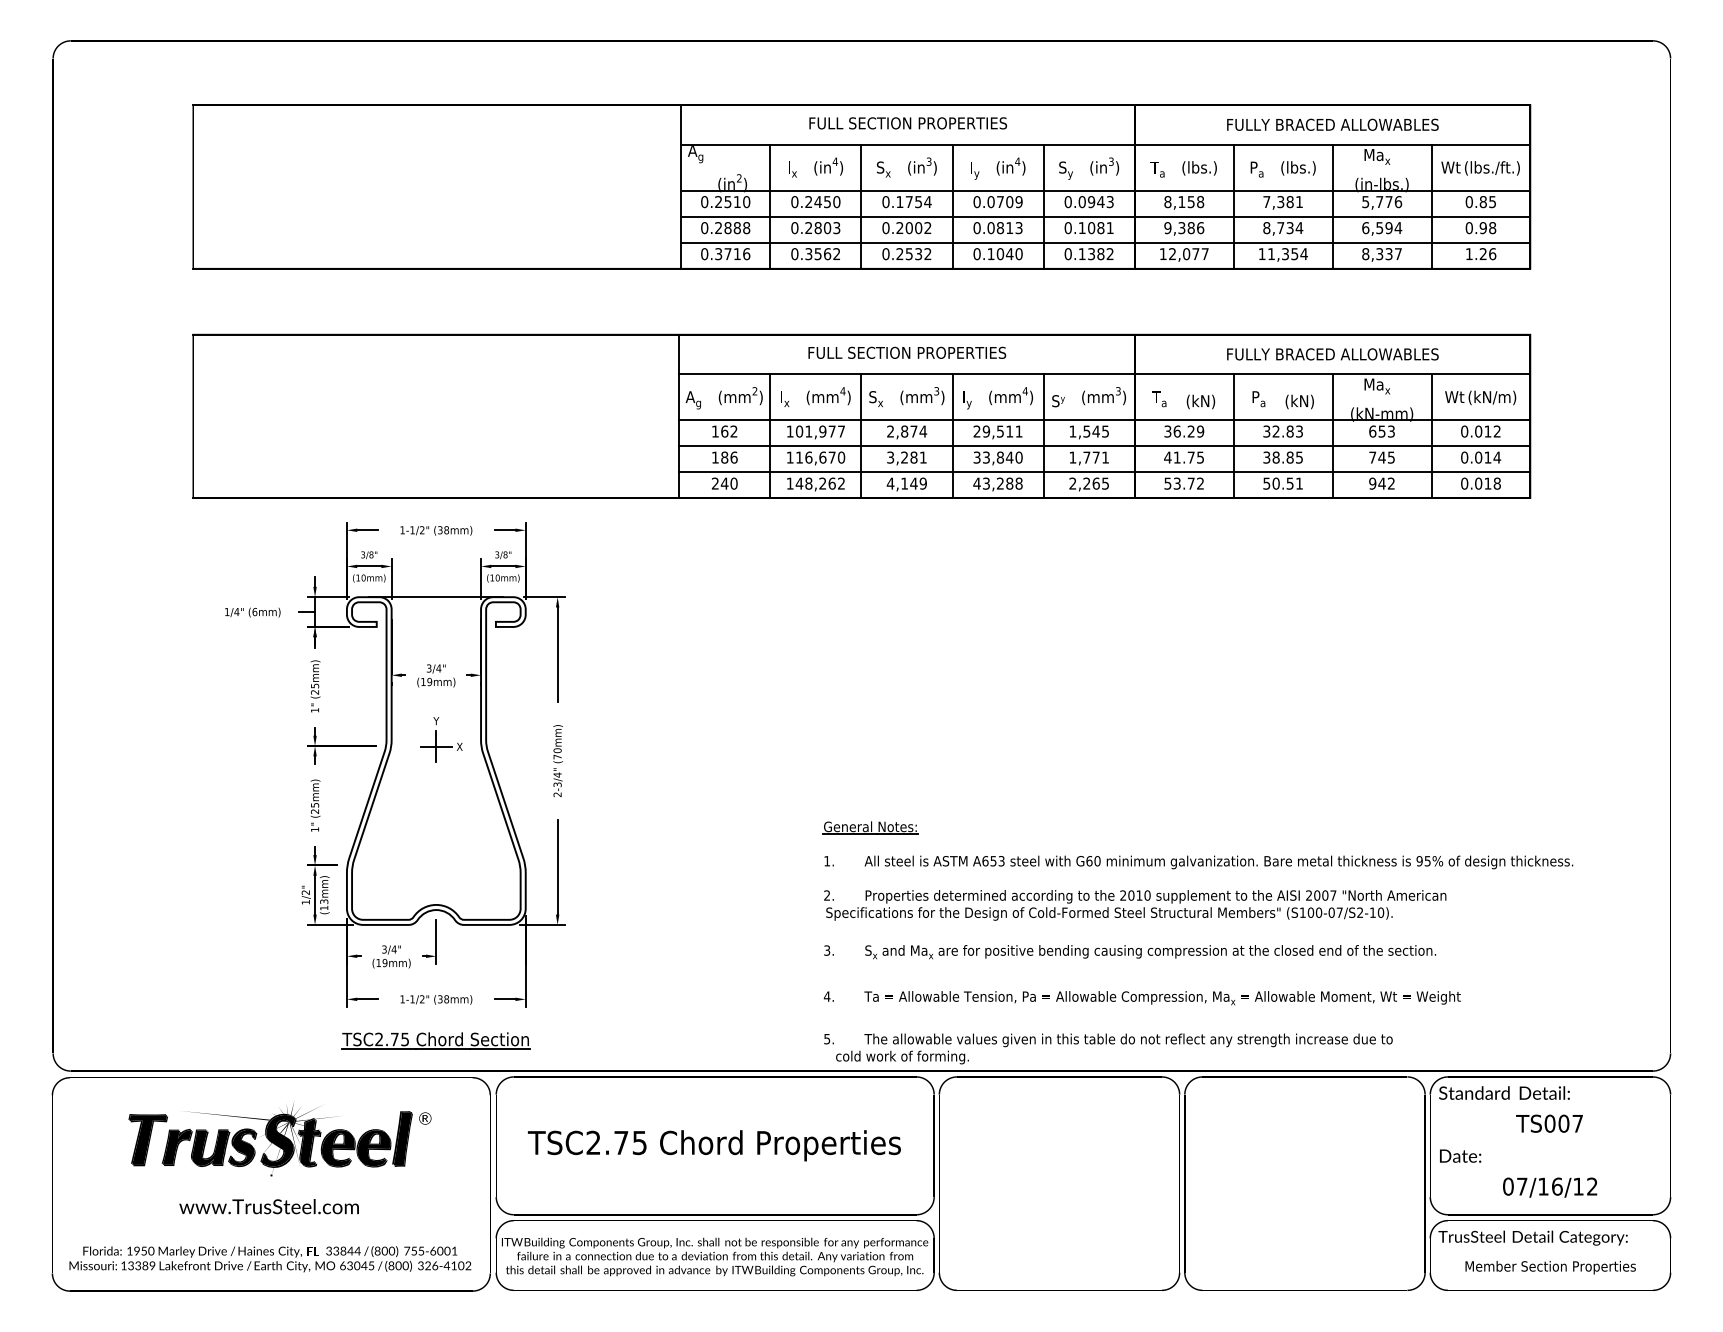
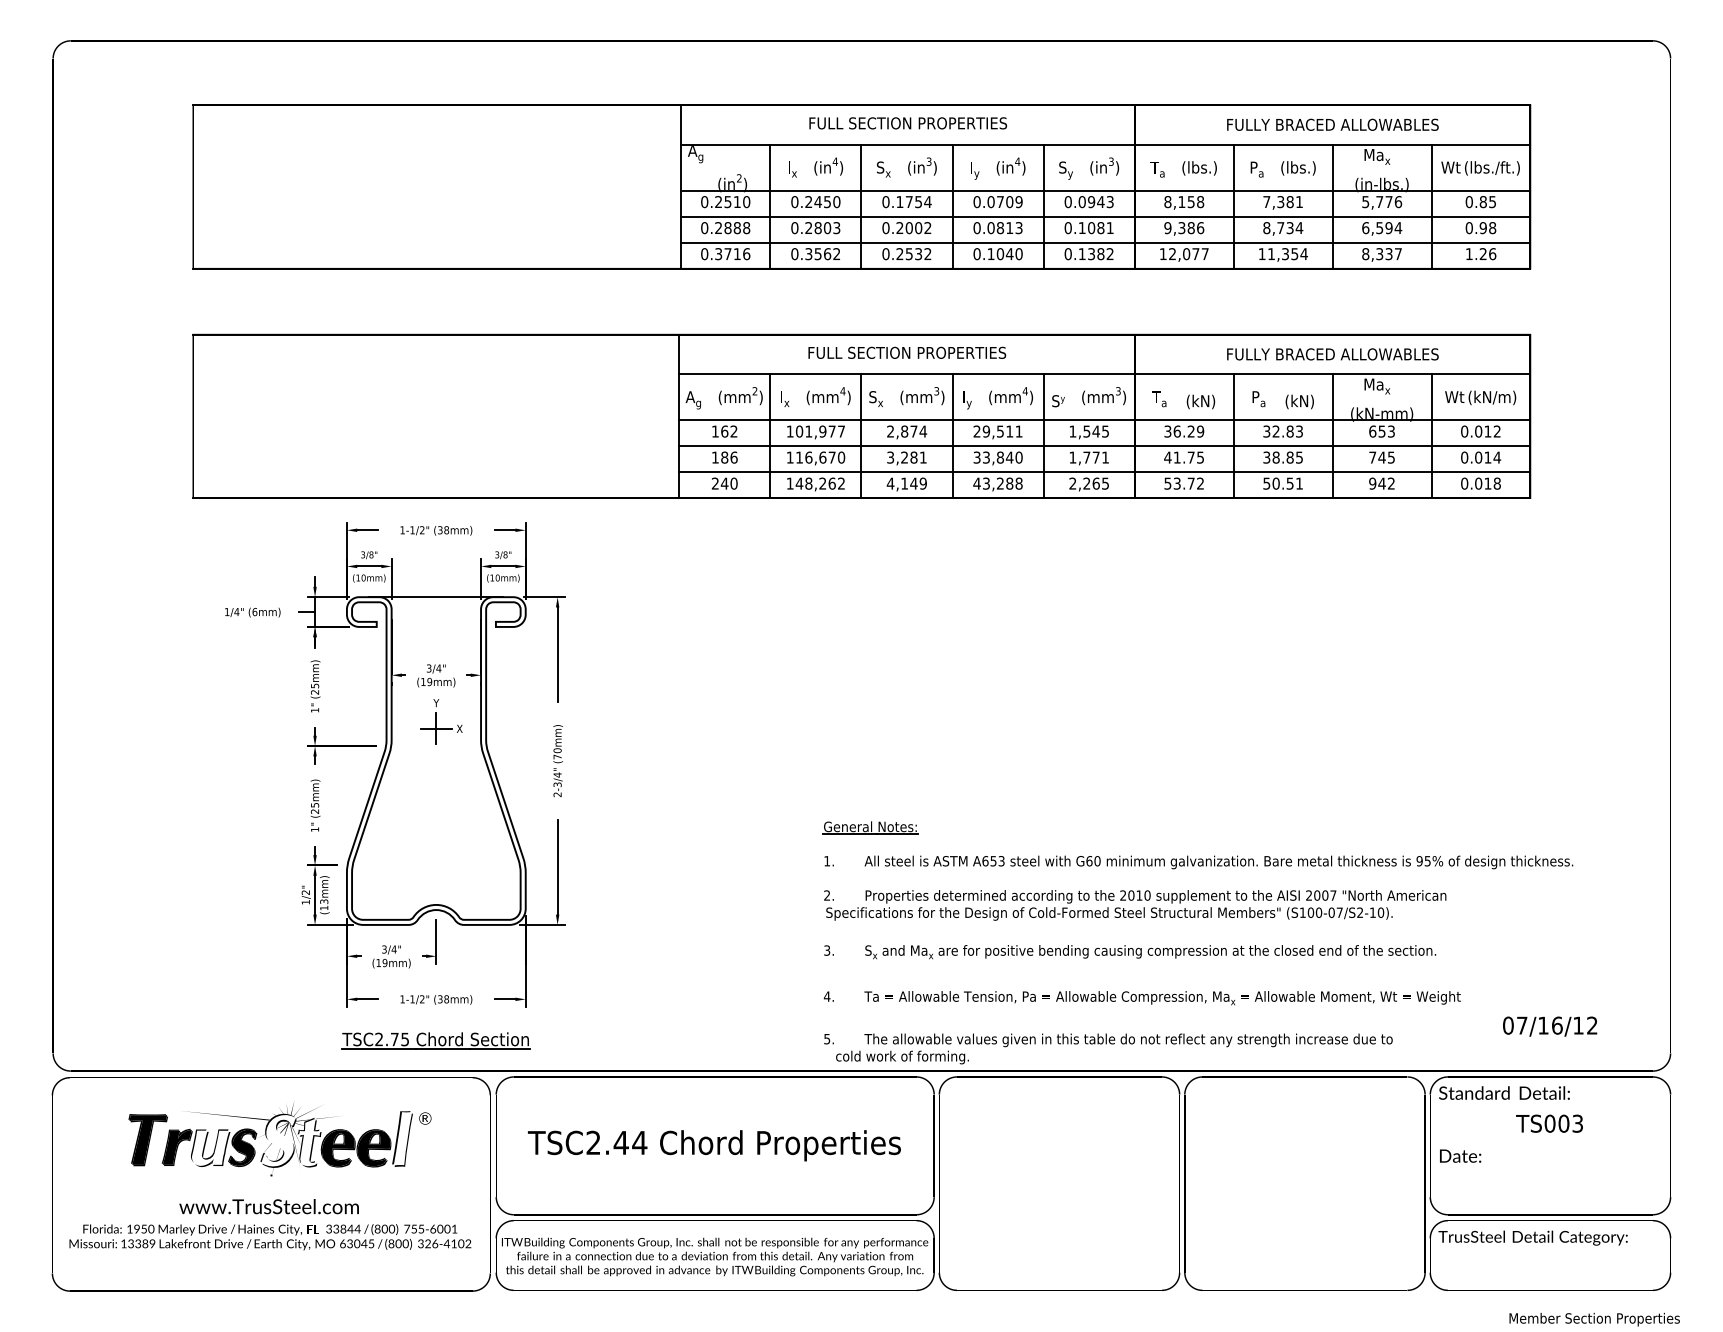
part position: (441, 739) -> (441, 721) (441, 721)
text: TS007 -> TS003 (1577, 1123)
fill: present -> none (402, 1138)
fill: present -> none (278, 1140)
fill: present -> none (309, 1142)
text: TSC2.75 -> TSC2.44 (630, 1143)
fill: present -> none (210, 1147)
text position: (1550, 1187) -> (1550, 1026) (1550, 1026)
text position: (270, 1259) -> (270, 1237) (270, 1237)
text position: (1550, 1267) -> (1594, 1319) (1594, 1319)
